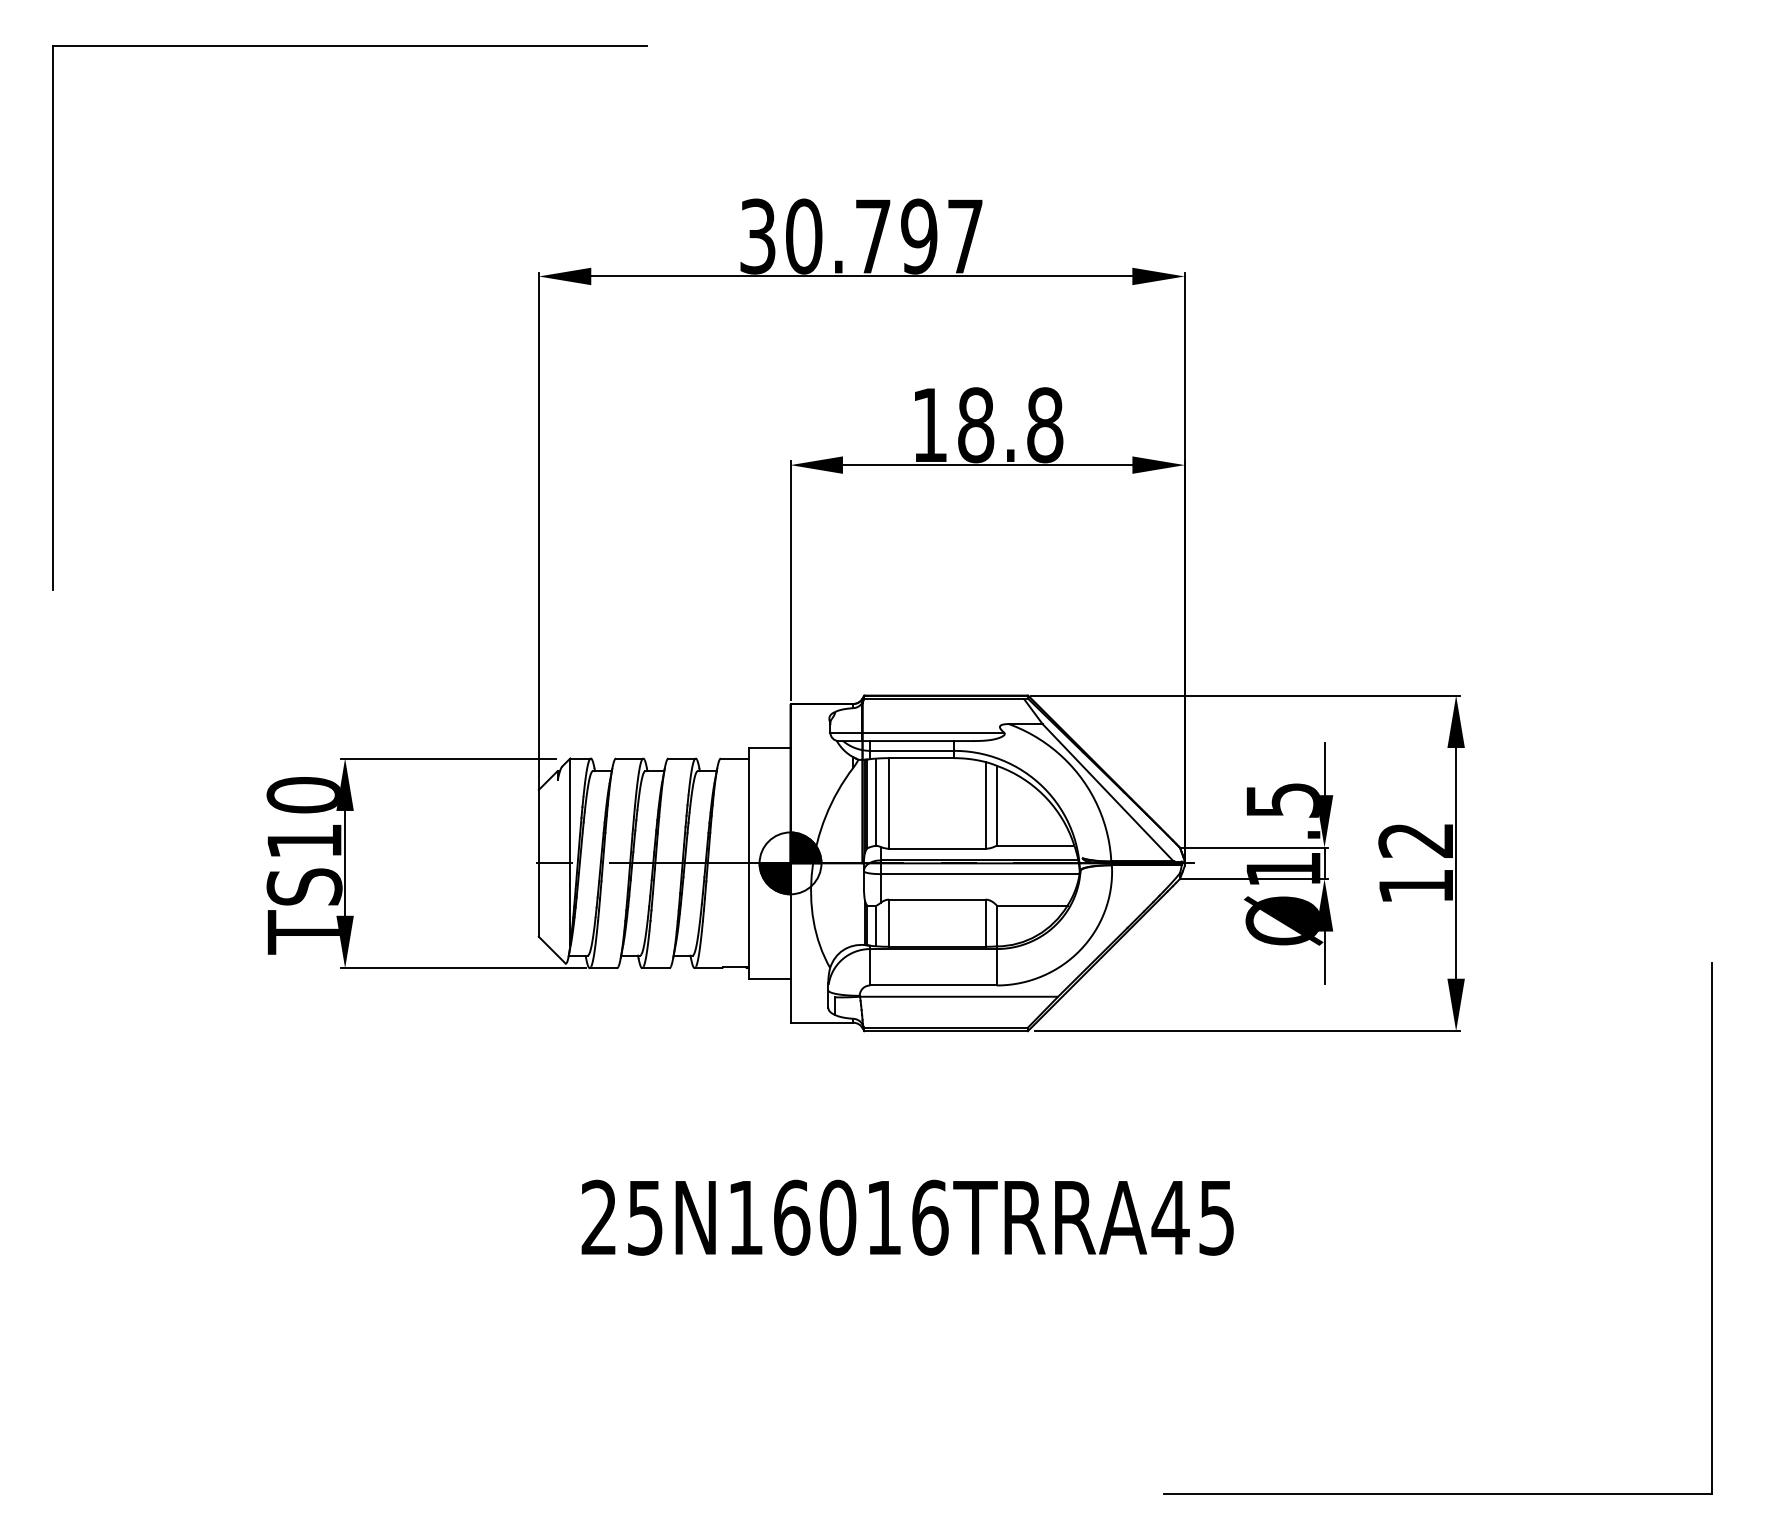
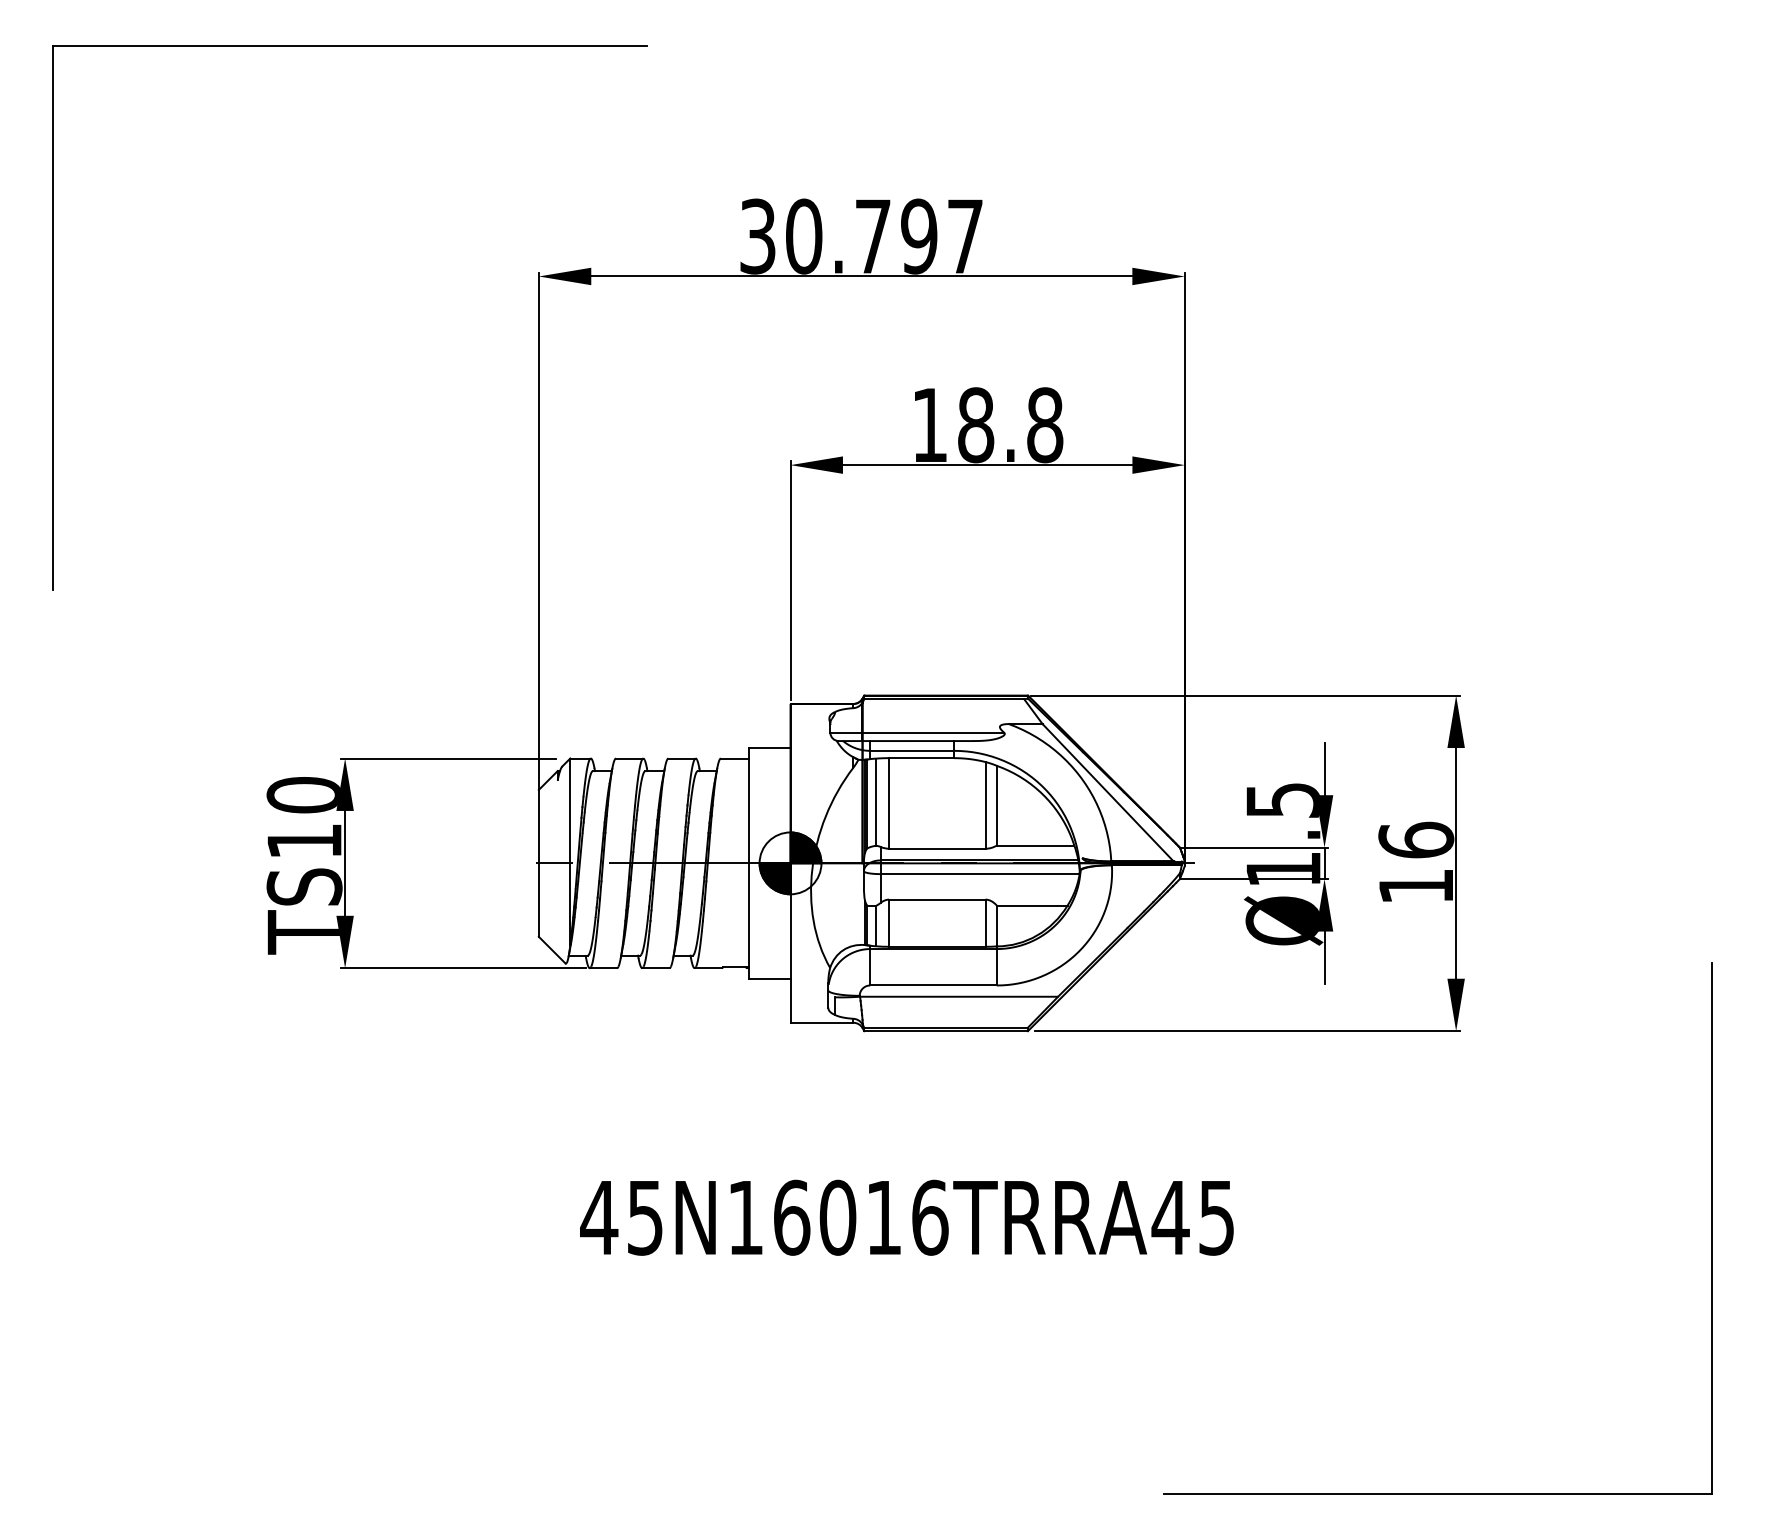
text: 12 -> 16 (1416, 839)
text: 25N16016TRRA45 -> 45N16016TRRA45 (599, 1216)
